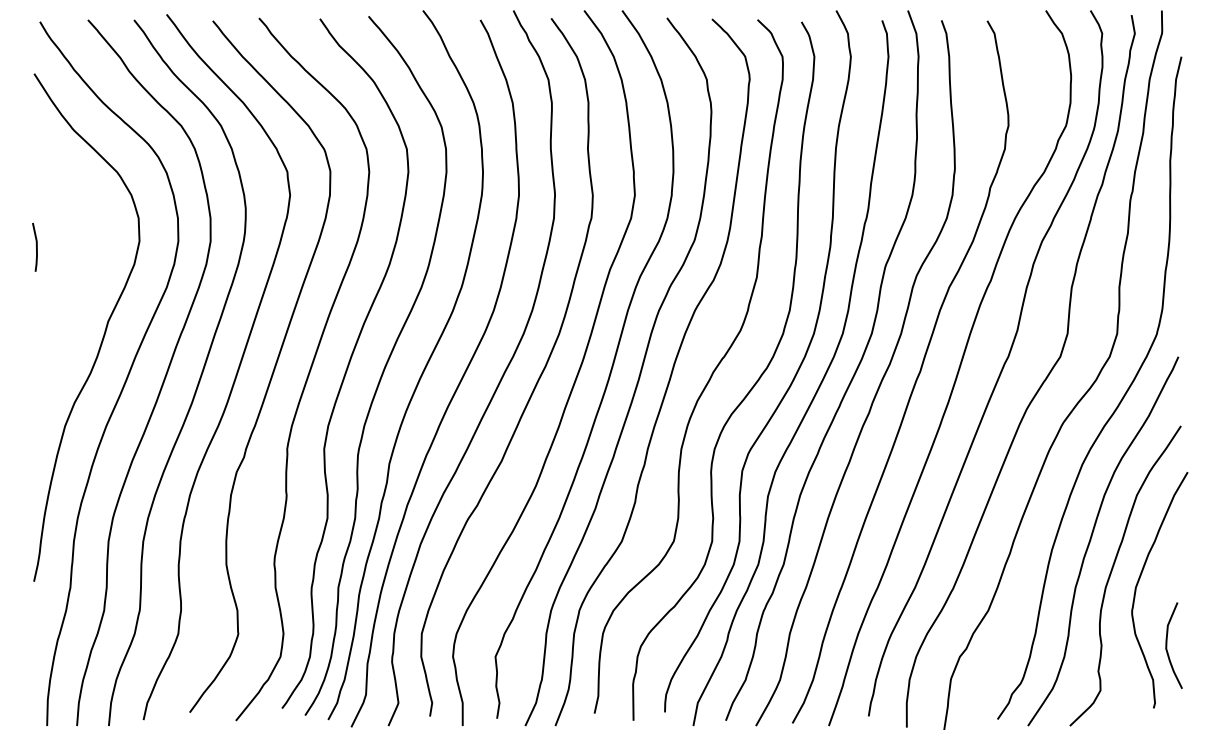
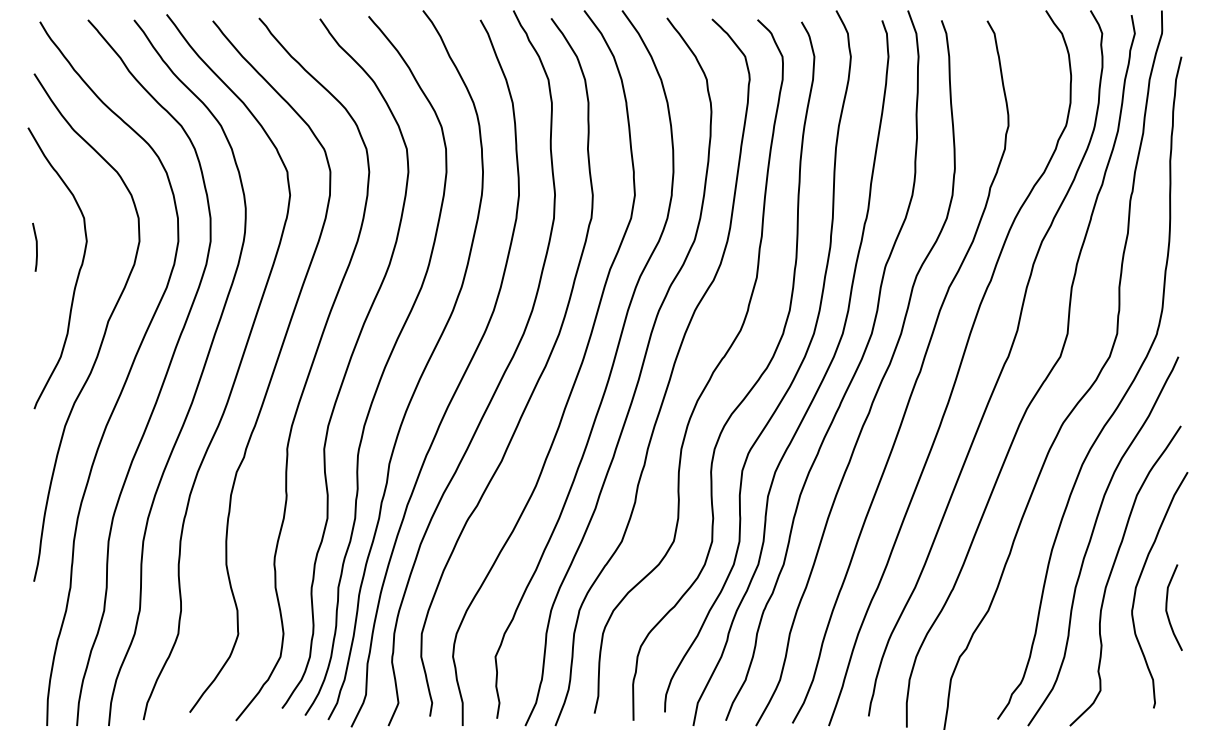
curve: none -> present (77, 274)
curve position: (1167, 645) -> (1167, 607) (1167, 607)
